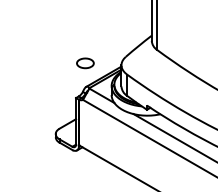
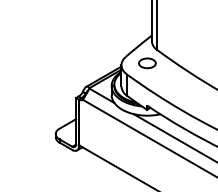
part position: (85, 63) -> (147, 63) (147, 63)
